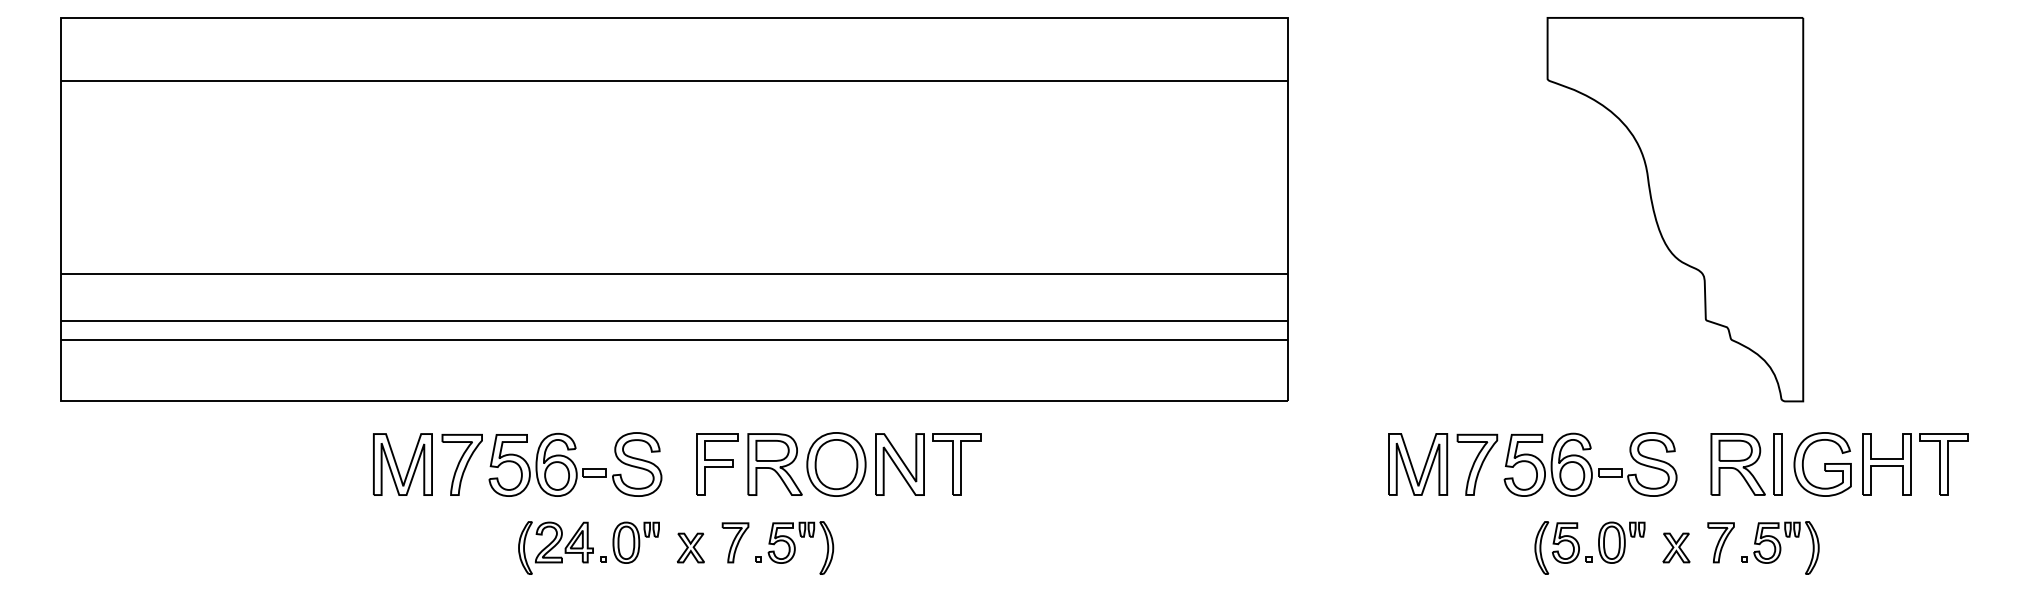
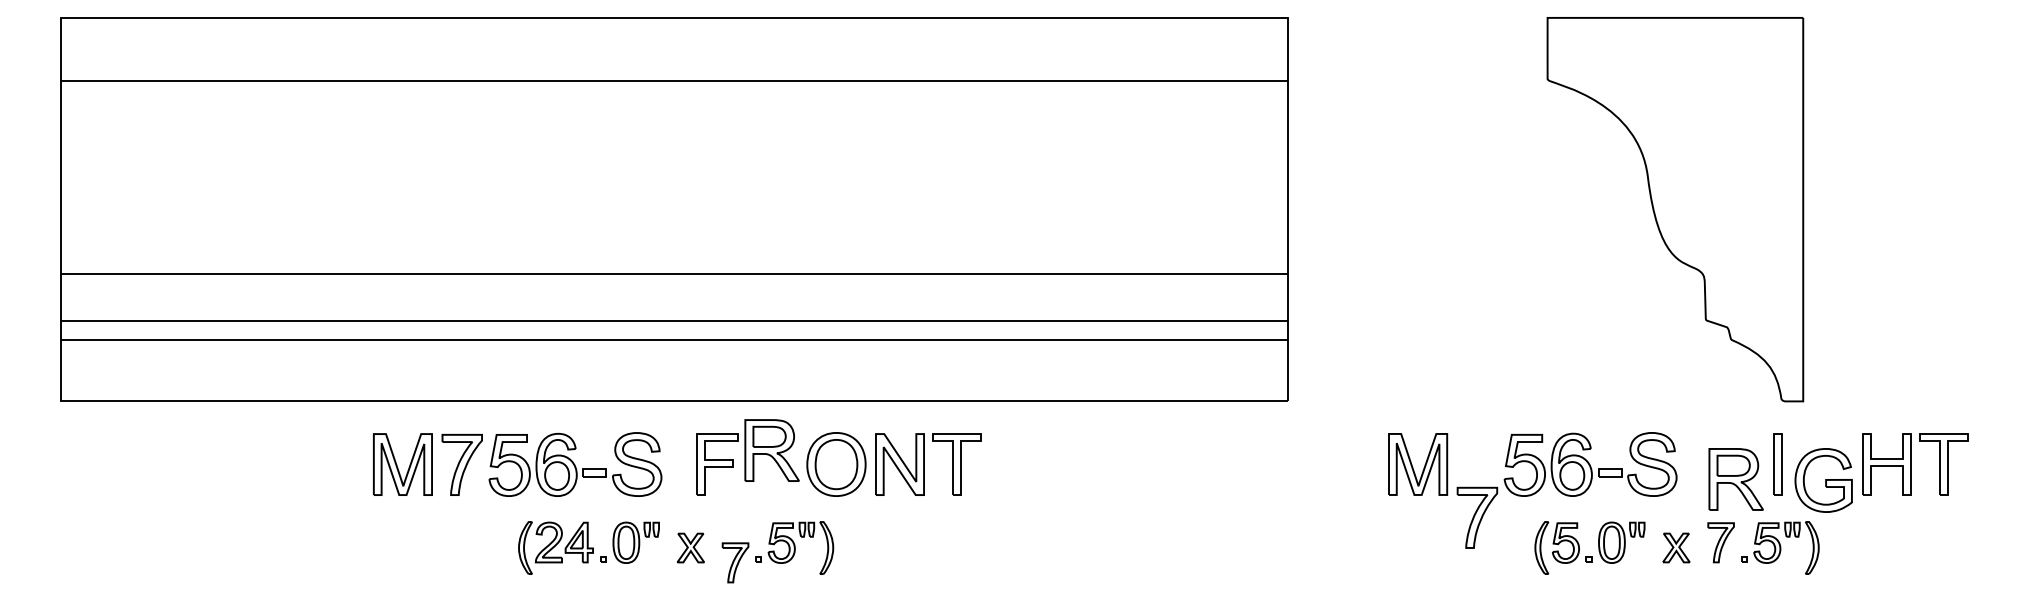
part position: (774, 464) -> (771, 450) (771, 450)
part position: (1477, 464) -> (1477, 517) (1477, 517)
part position: (1737, 464) -> (1735, 479) (1735, 479)
part position: (1822, 464) -> (1823, 480) (1823, 480)
part position: (735, 542) -> (735, 562) (735, 562)
